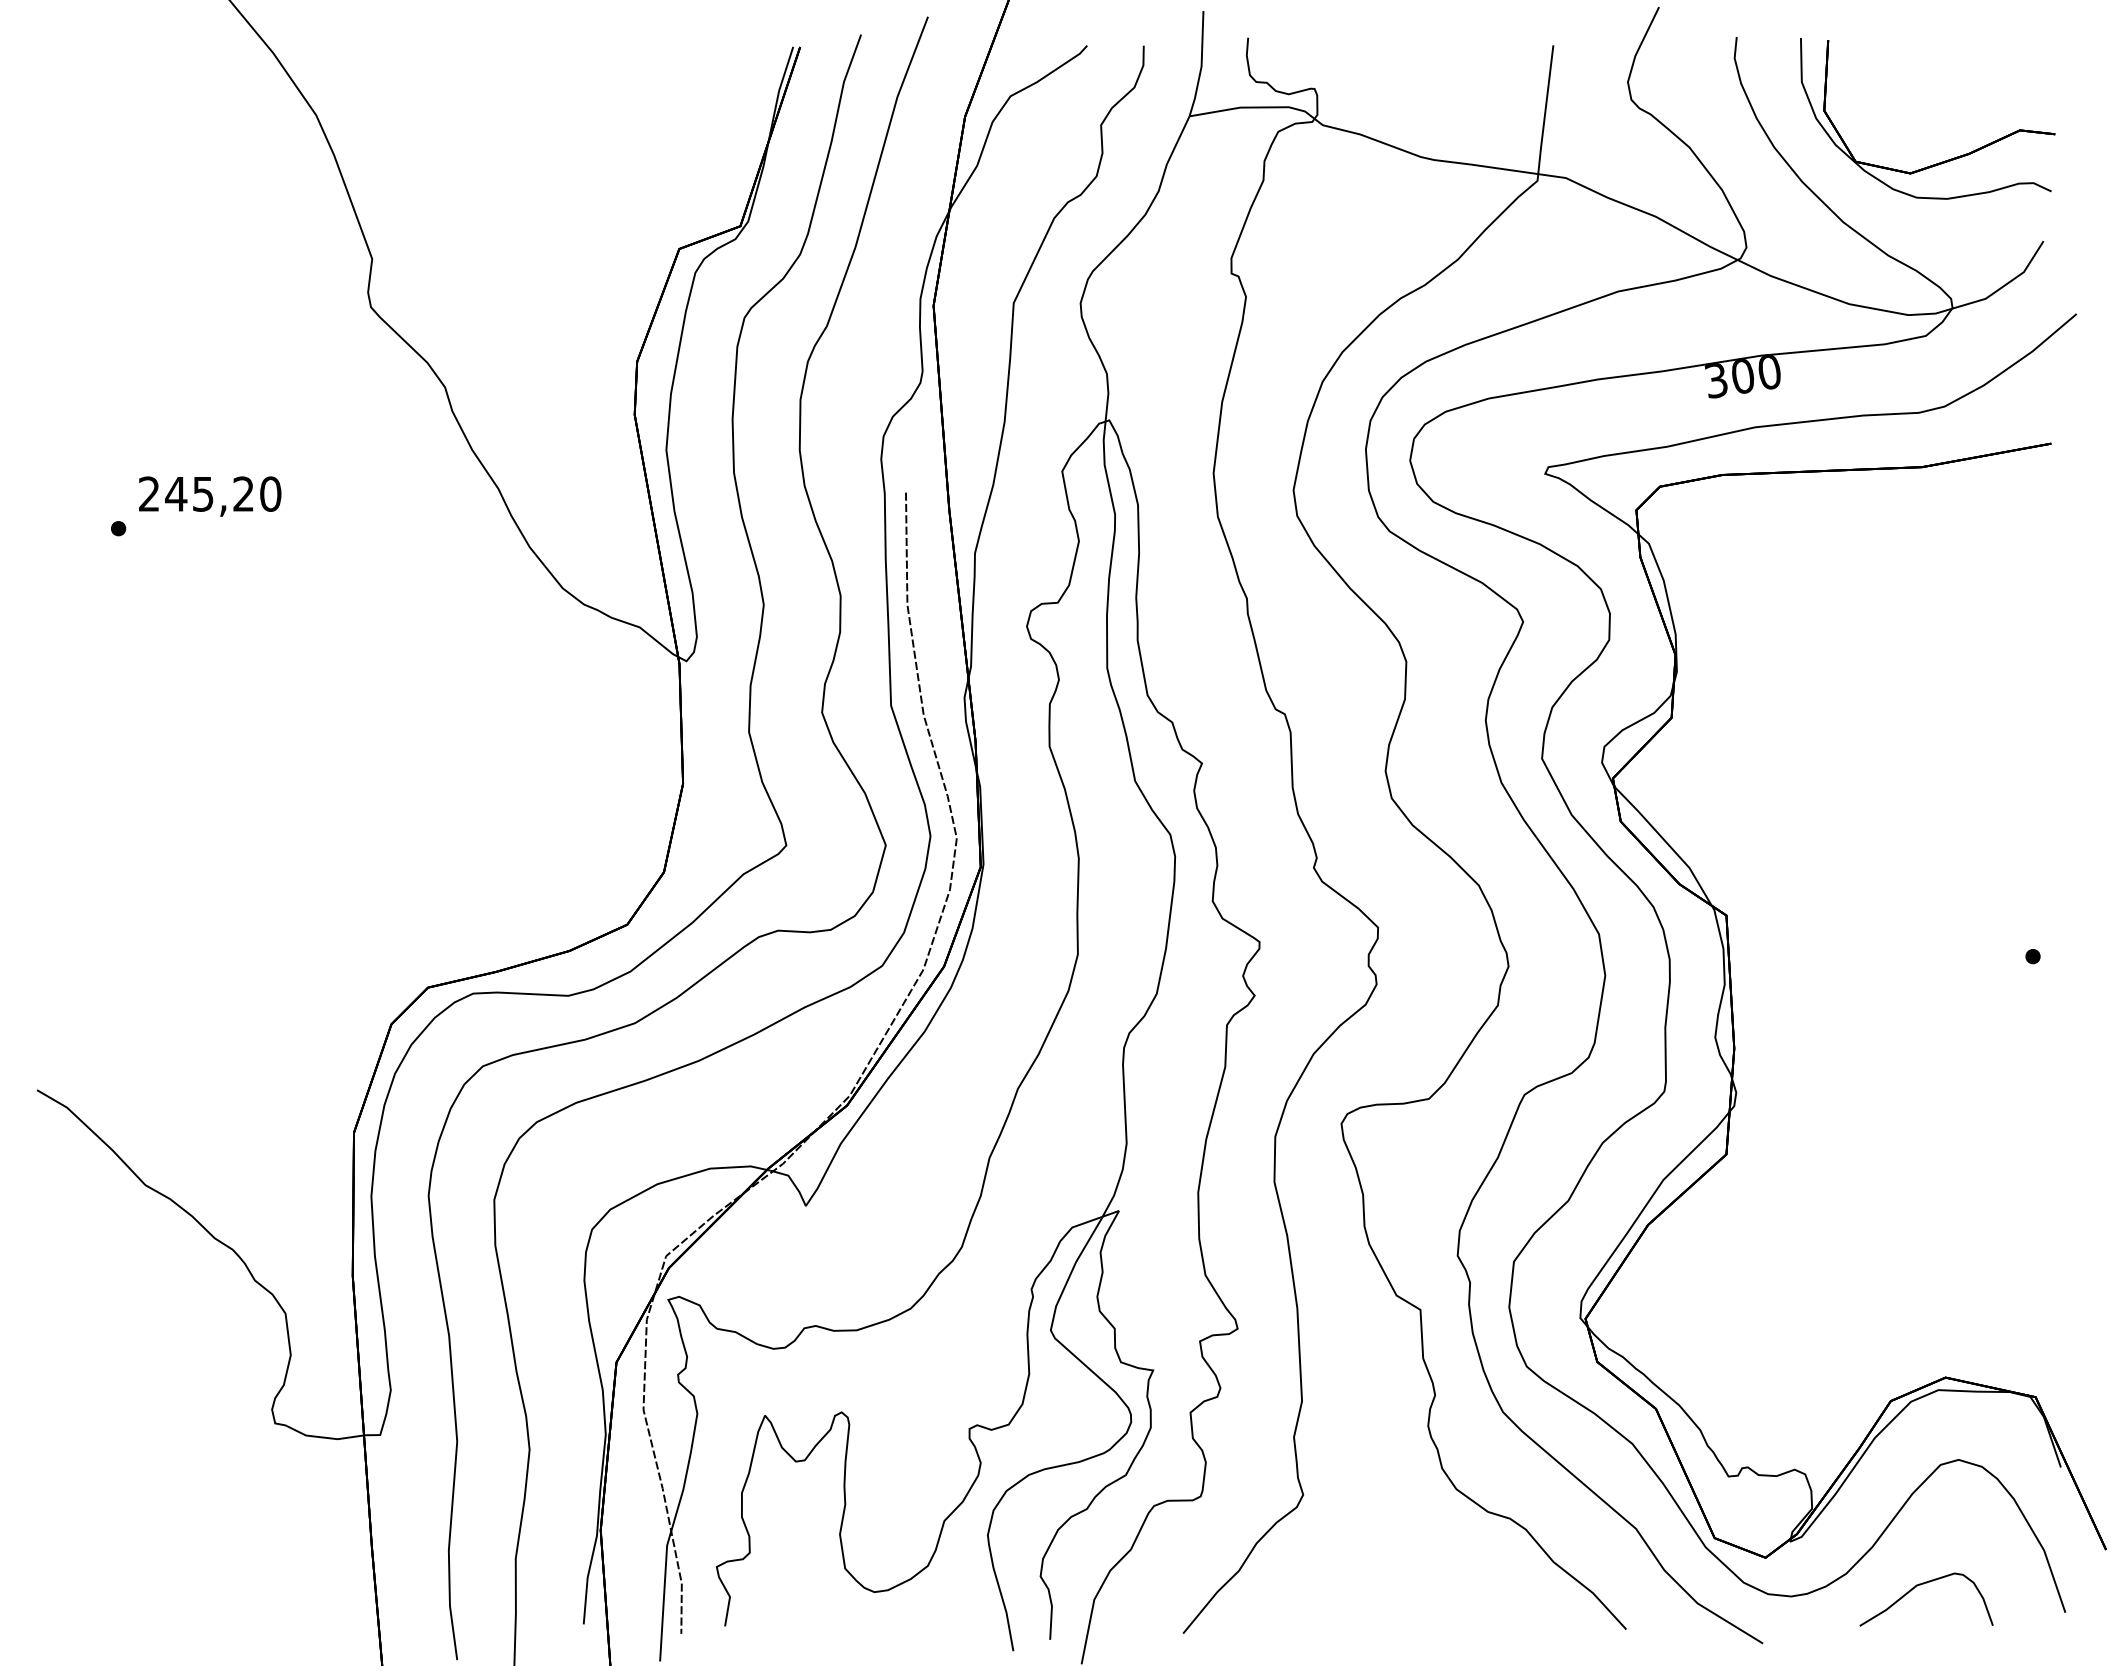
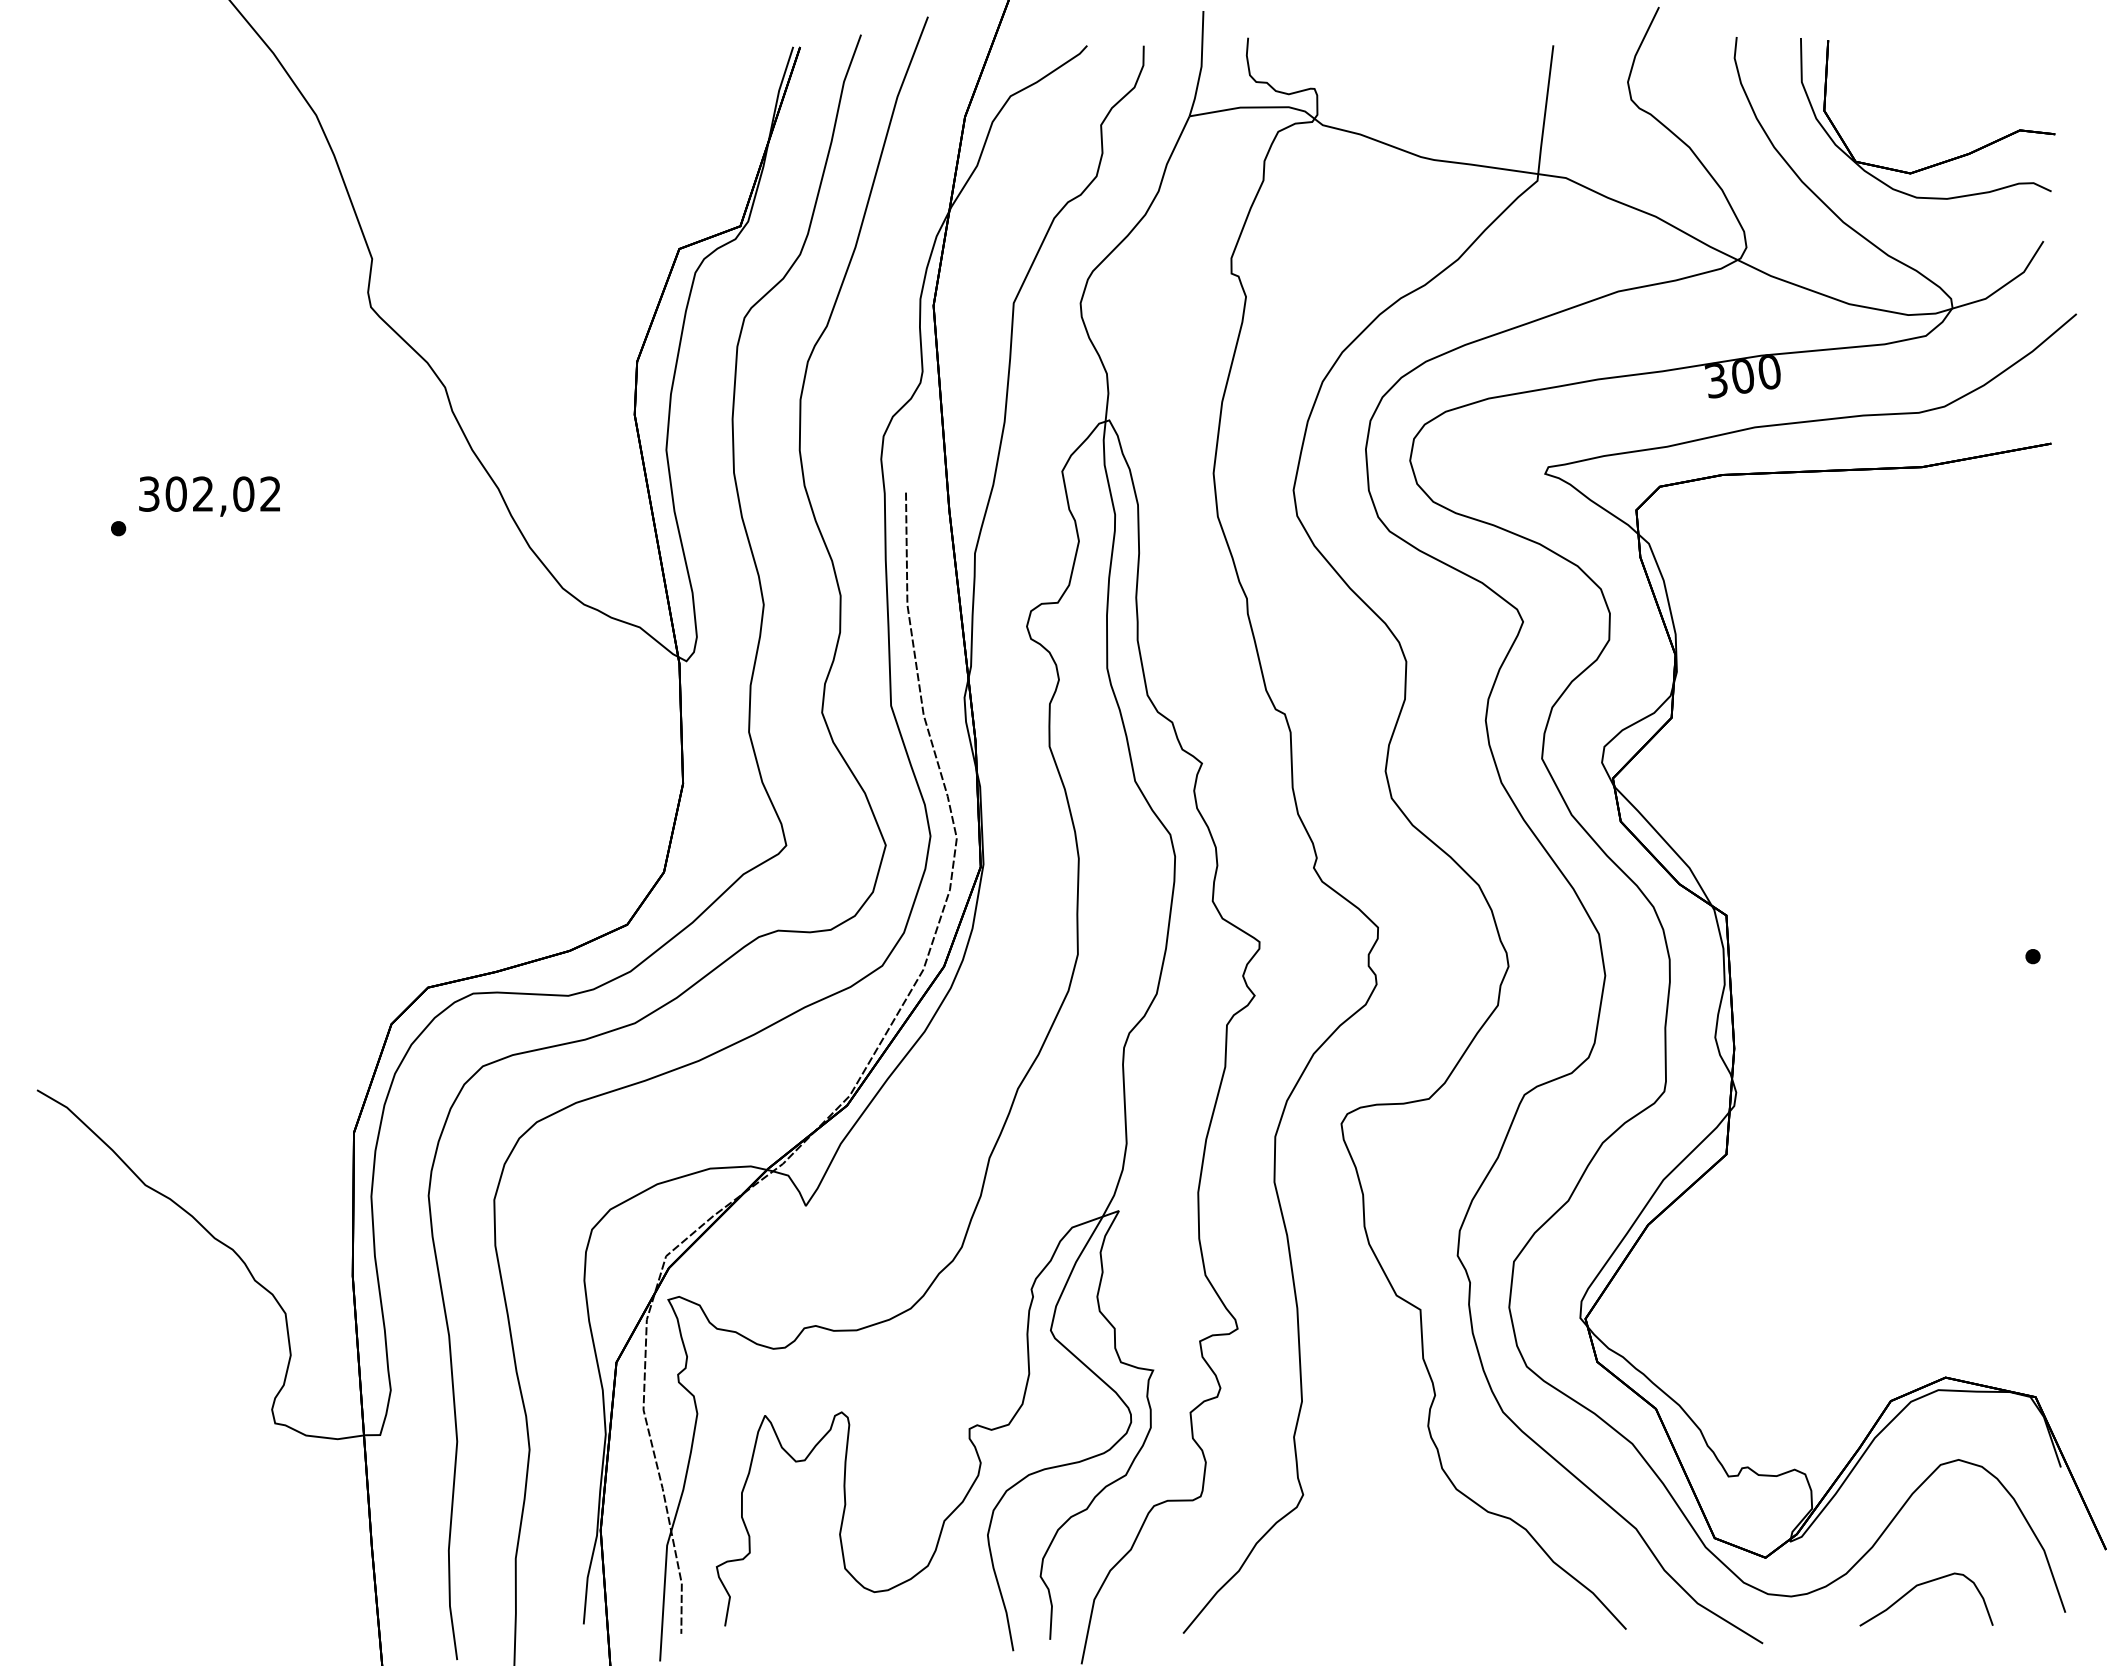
text: 245,20 -> 302,02 (210, 493)
